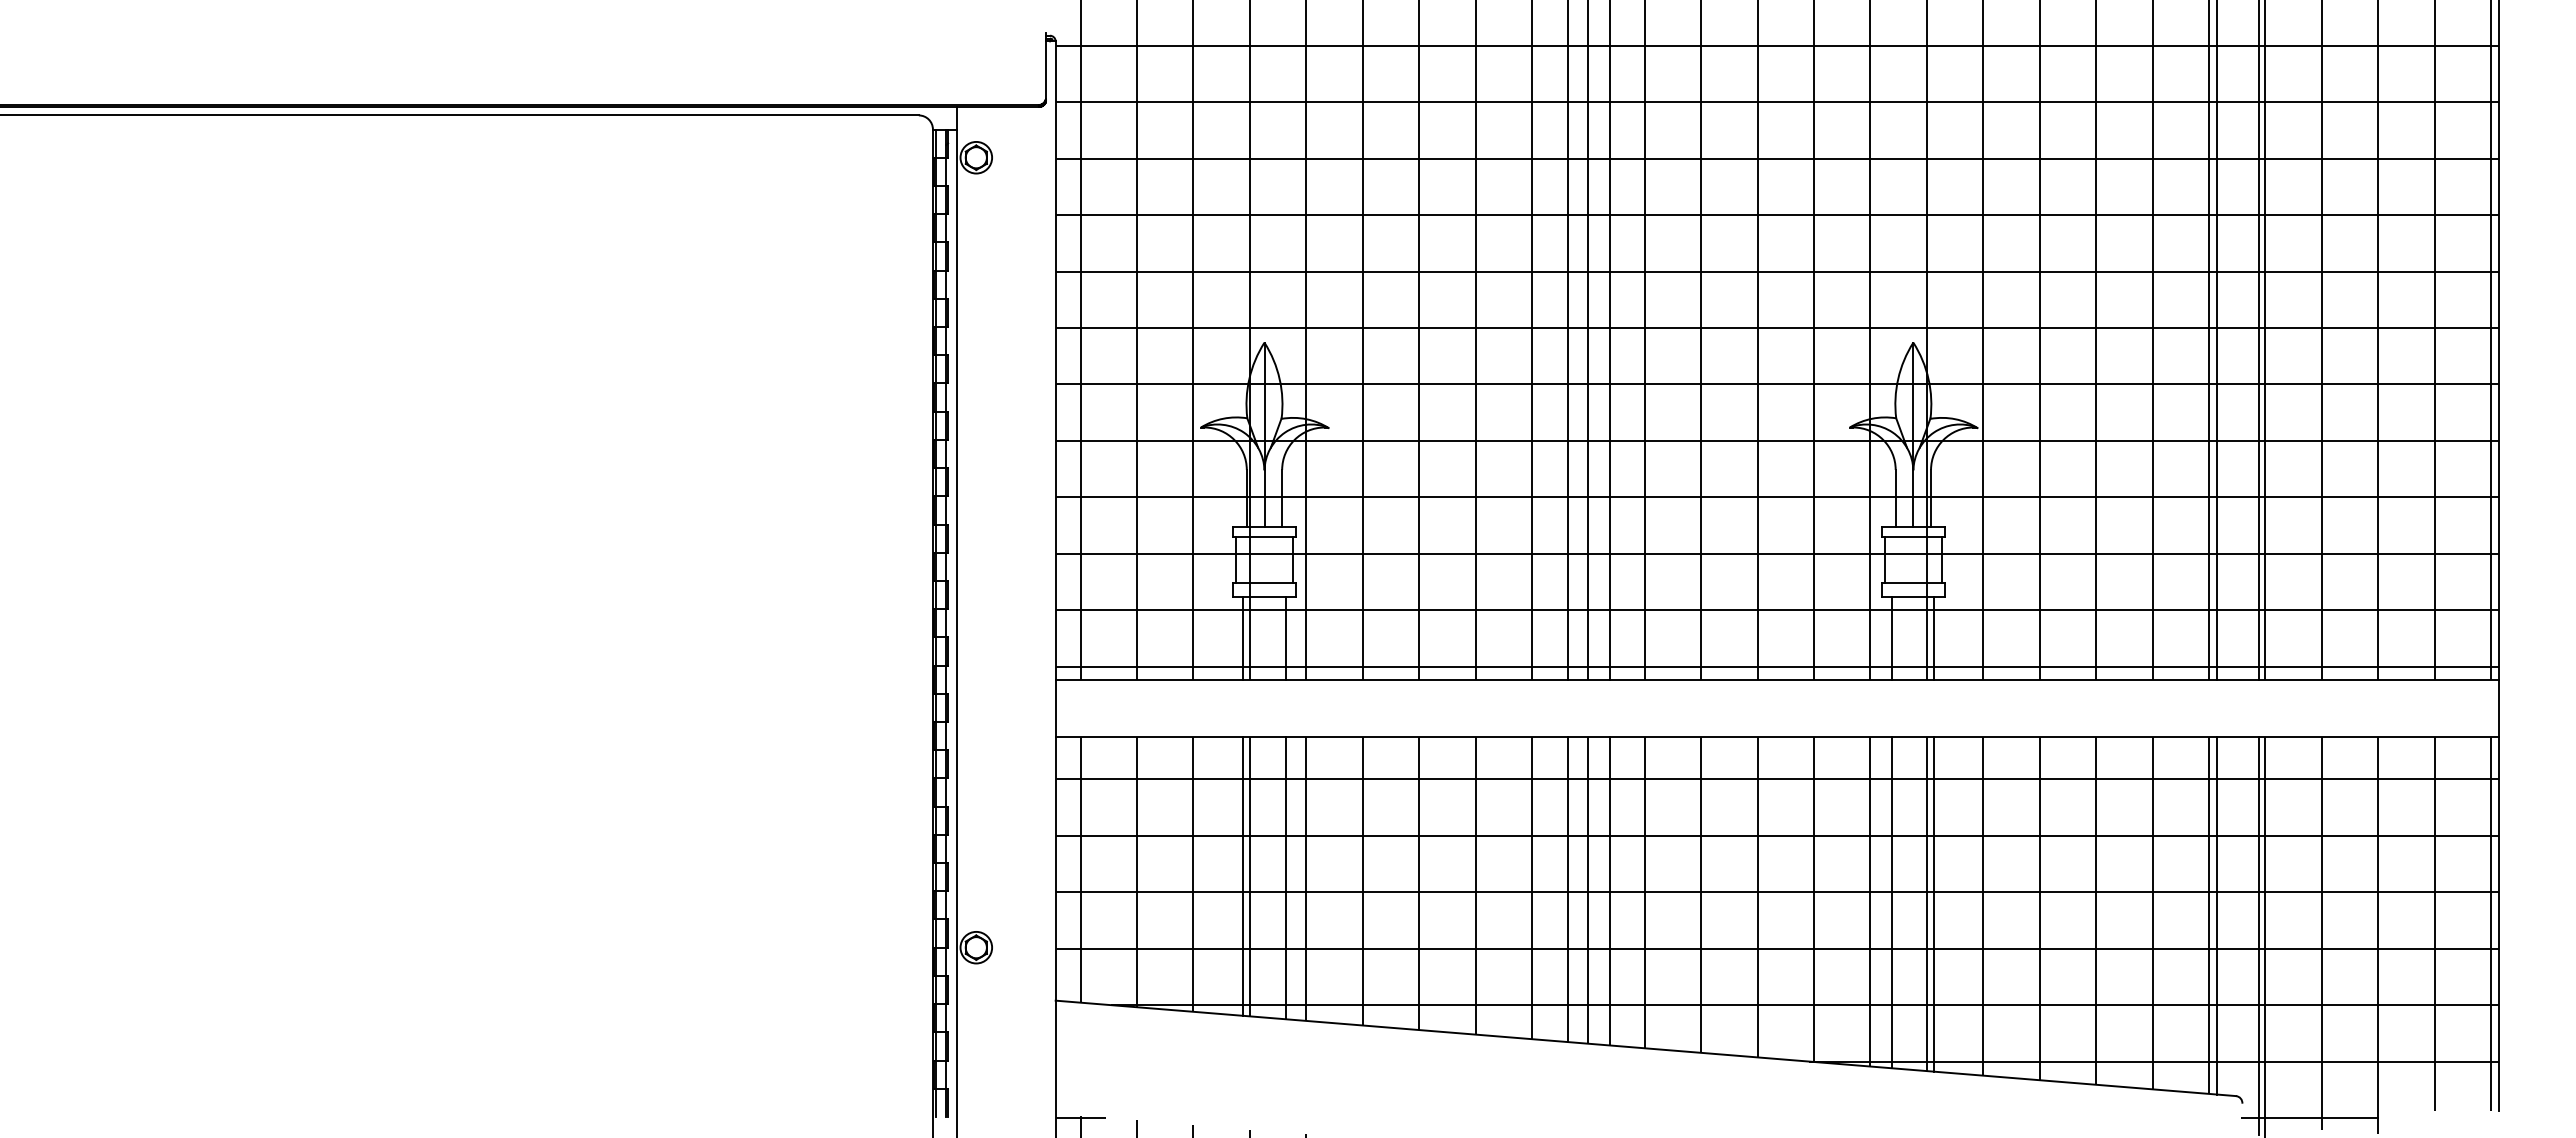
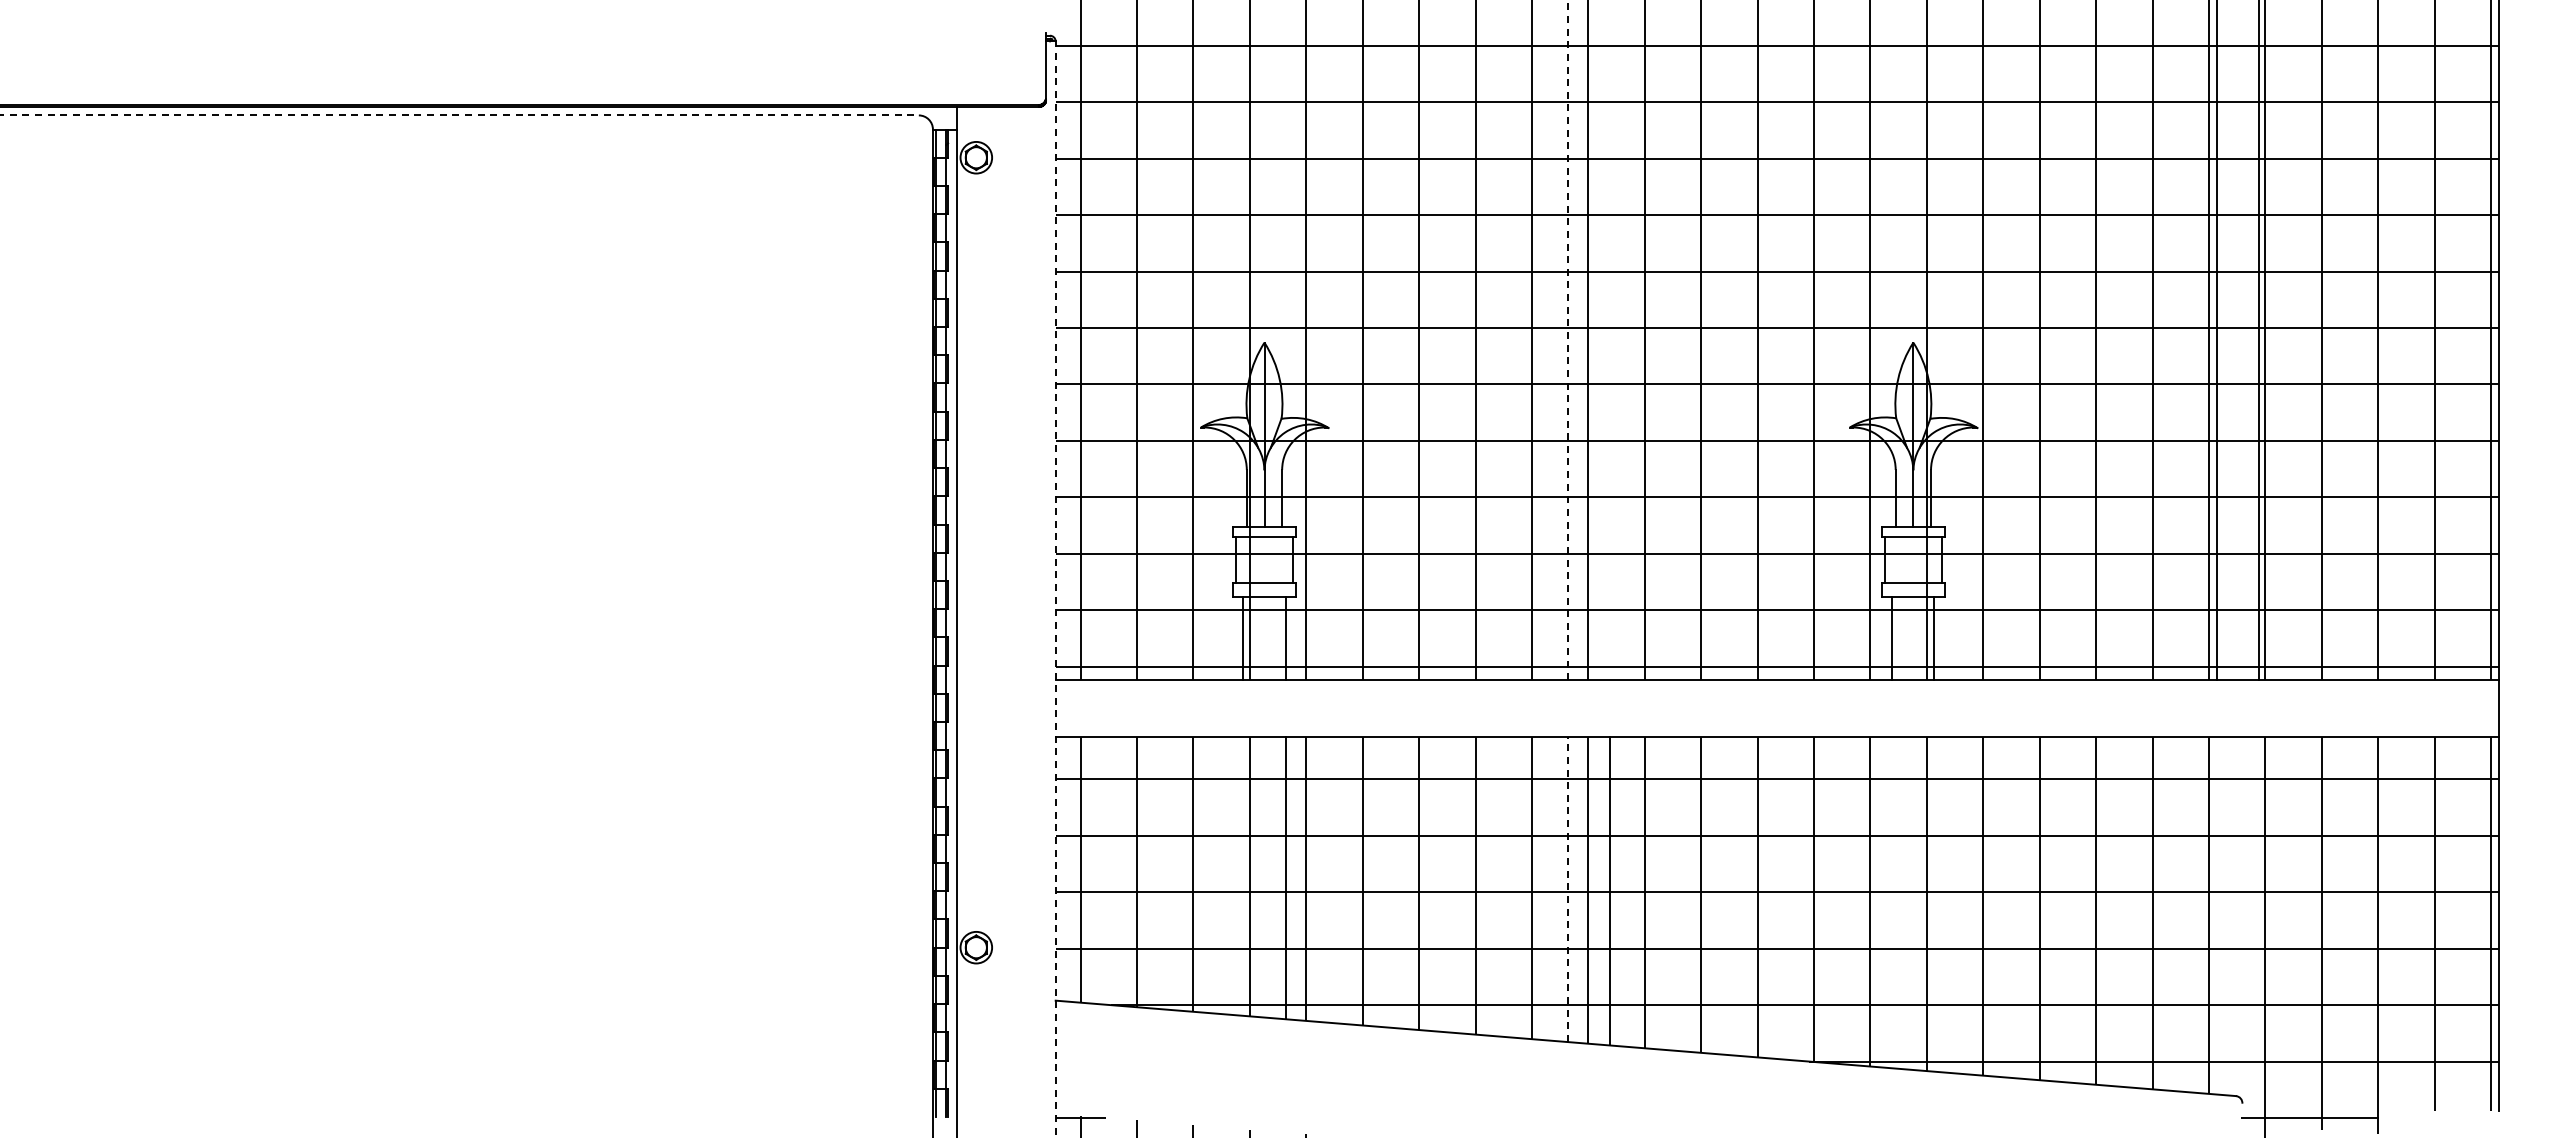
line: solid -> dashed (459, 115)
line: solid -> dashed (1567, 340)
line: present -> none (1610, 341)
line: solid -> dashed (1055, 589)
line: present -> none (1243, 875)
line: solid -> dashed (1567, 889)
line: present -> none (1892, 902)
line: present -> none (1934, 903)
line: present -> none (2216, 915)
line: present -> none (2258, 935)
